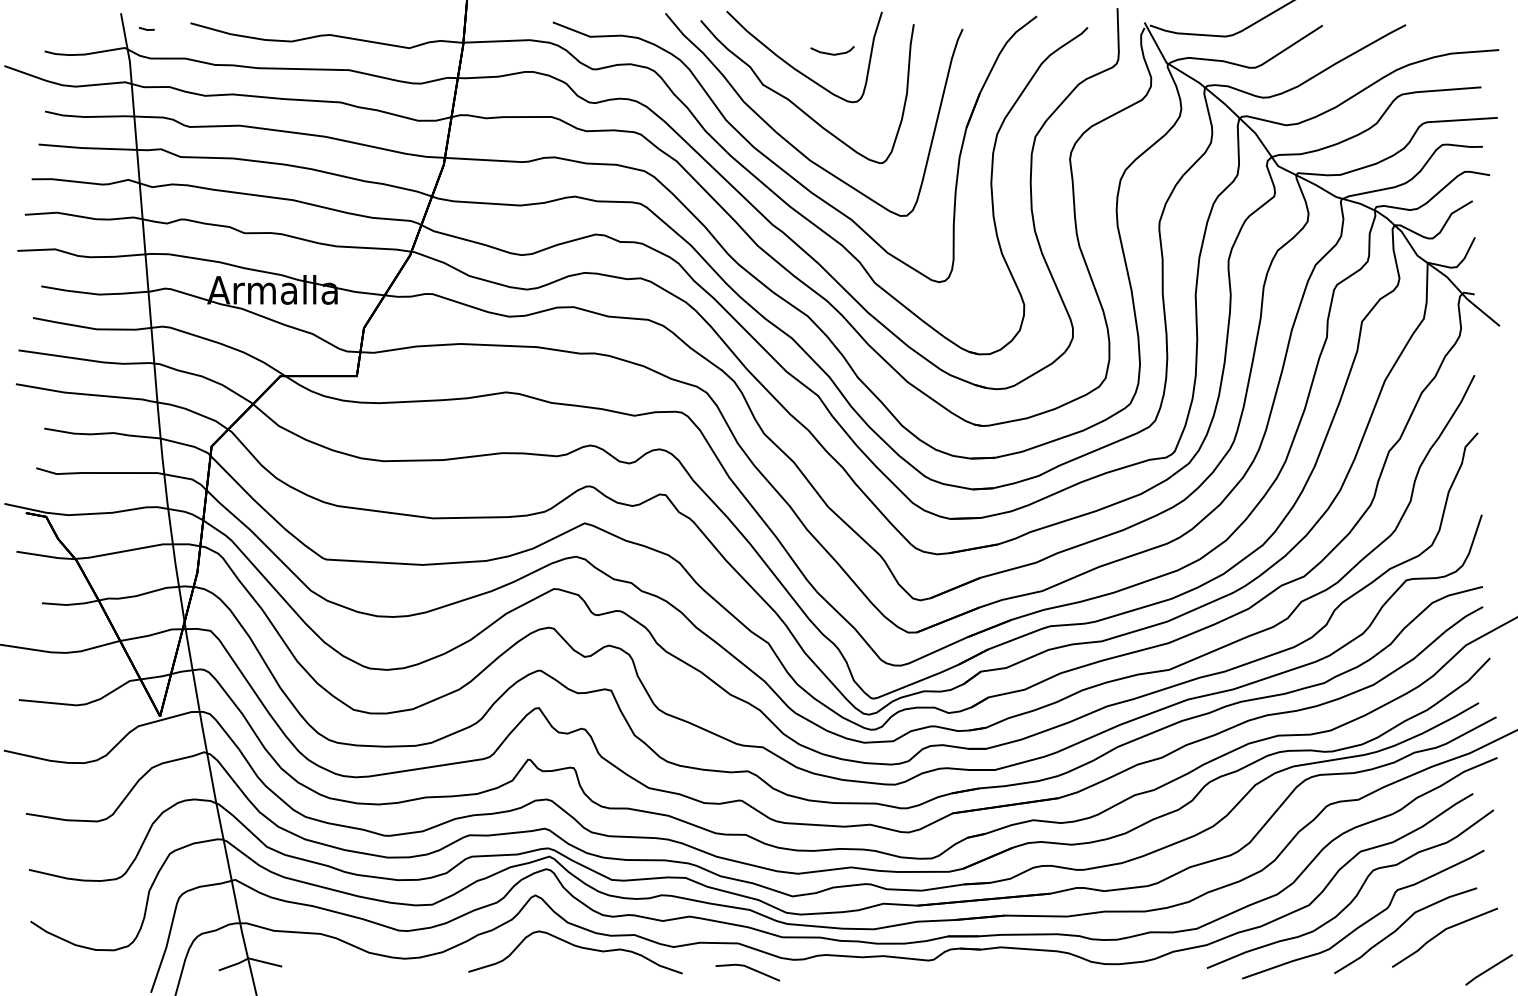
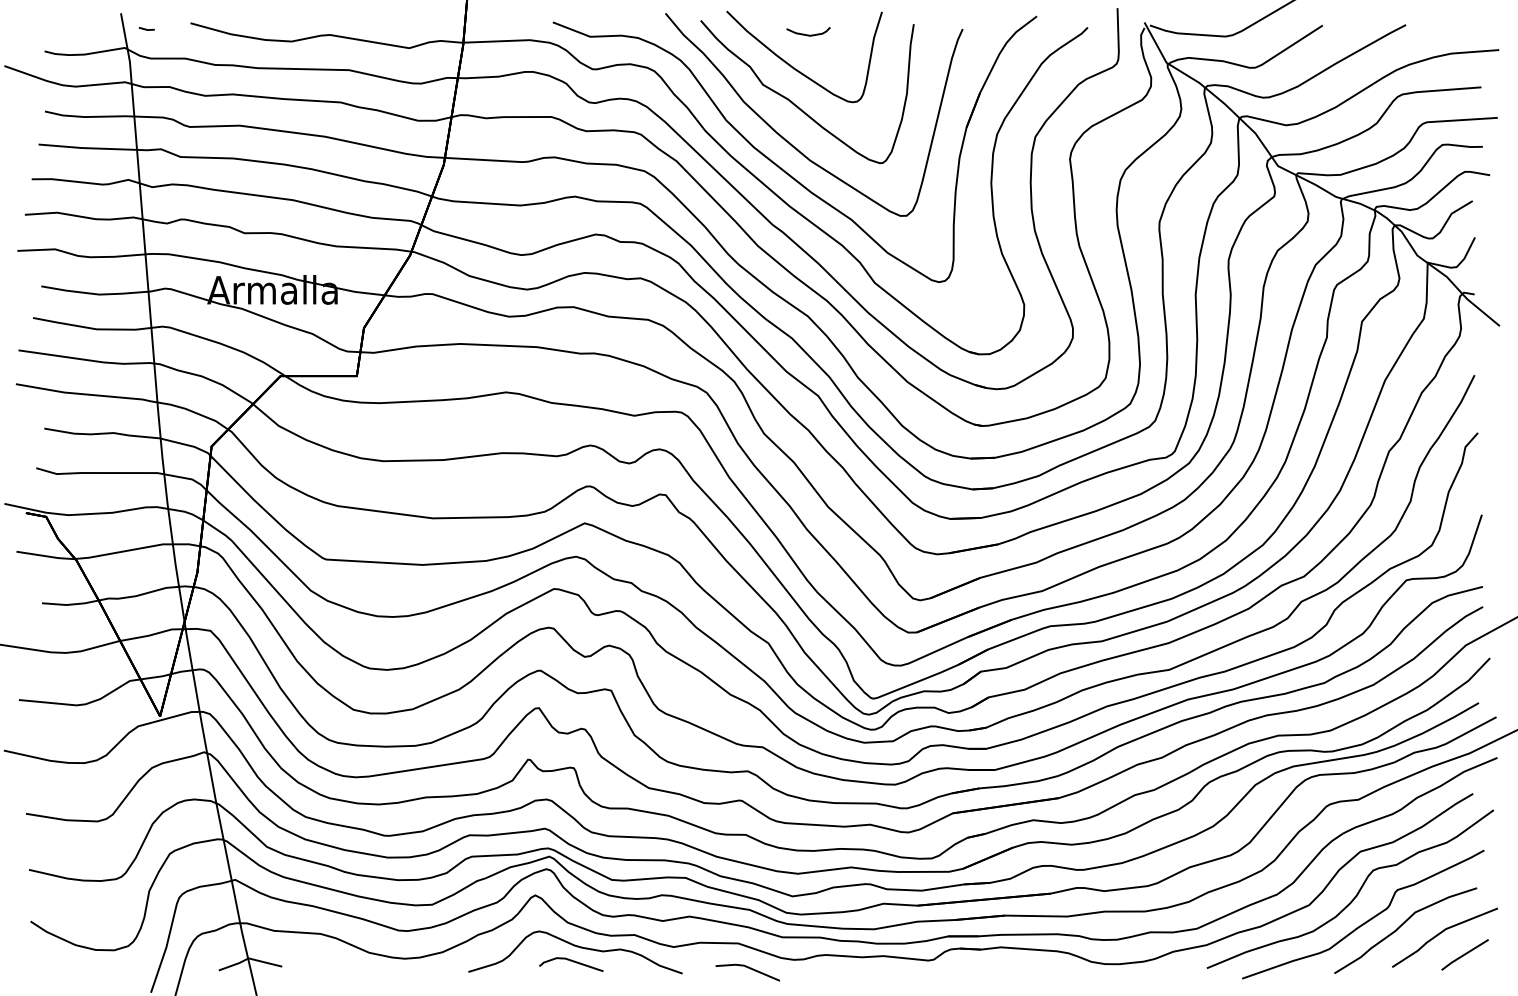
part position: (832, 50) -> (808, 31) (808, 31)
part: none -> present (571, 964)
line position: (1488, 969) -> (1464, 954) (1464, 954)
